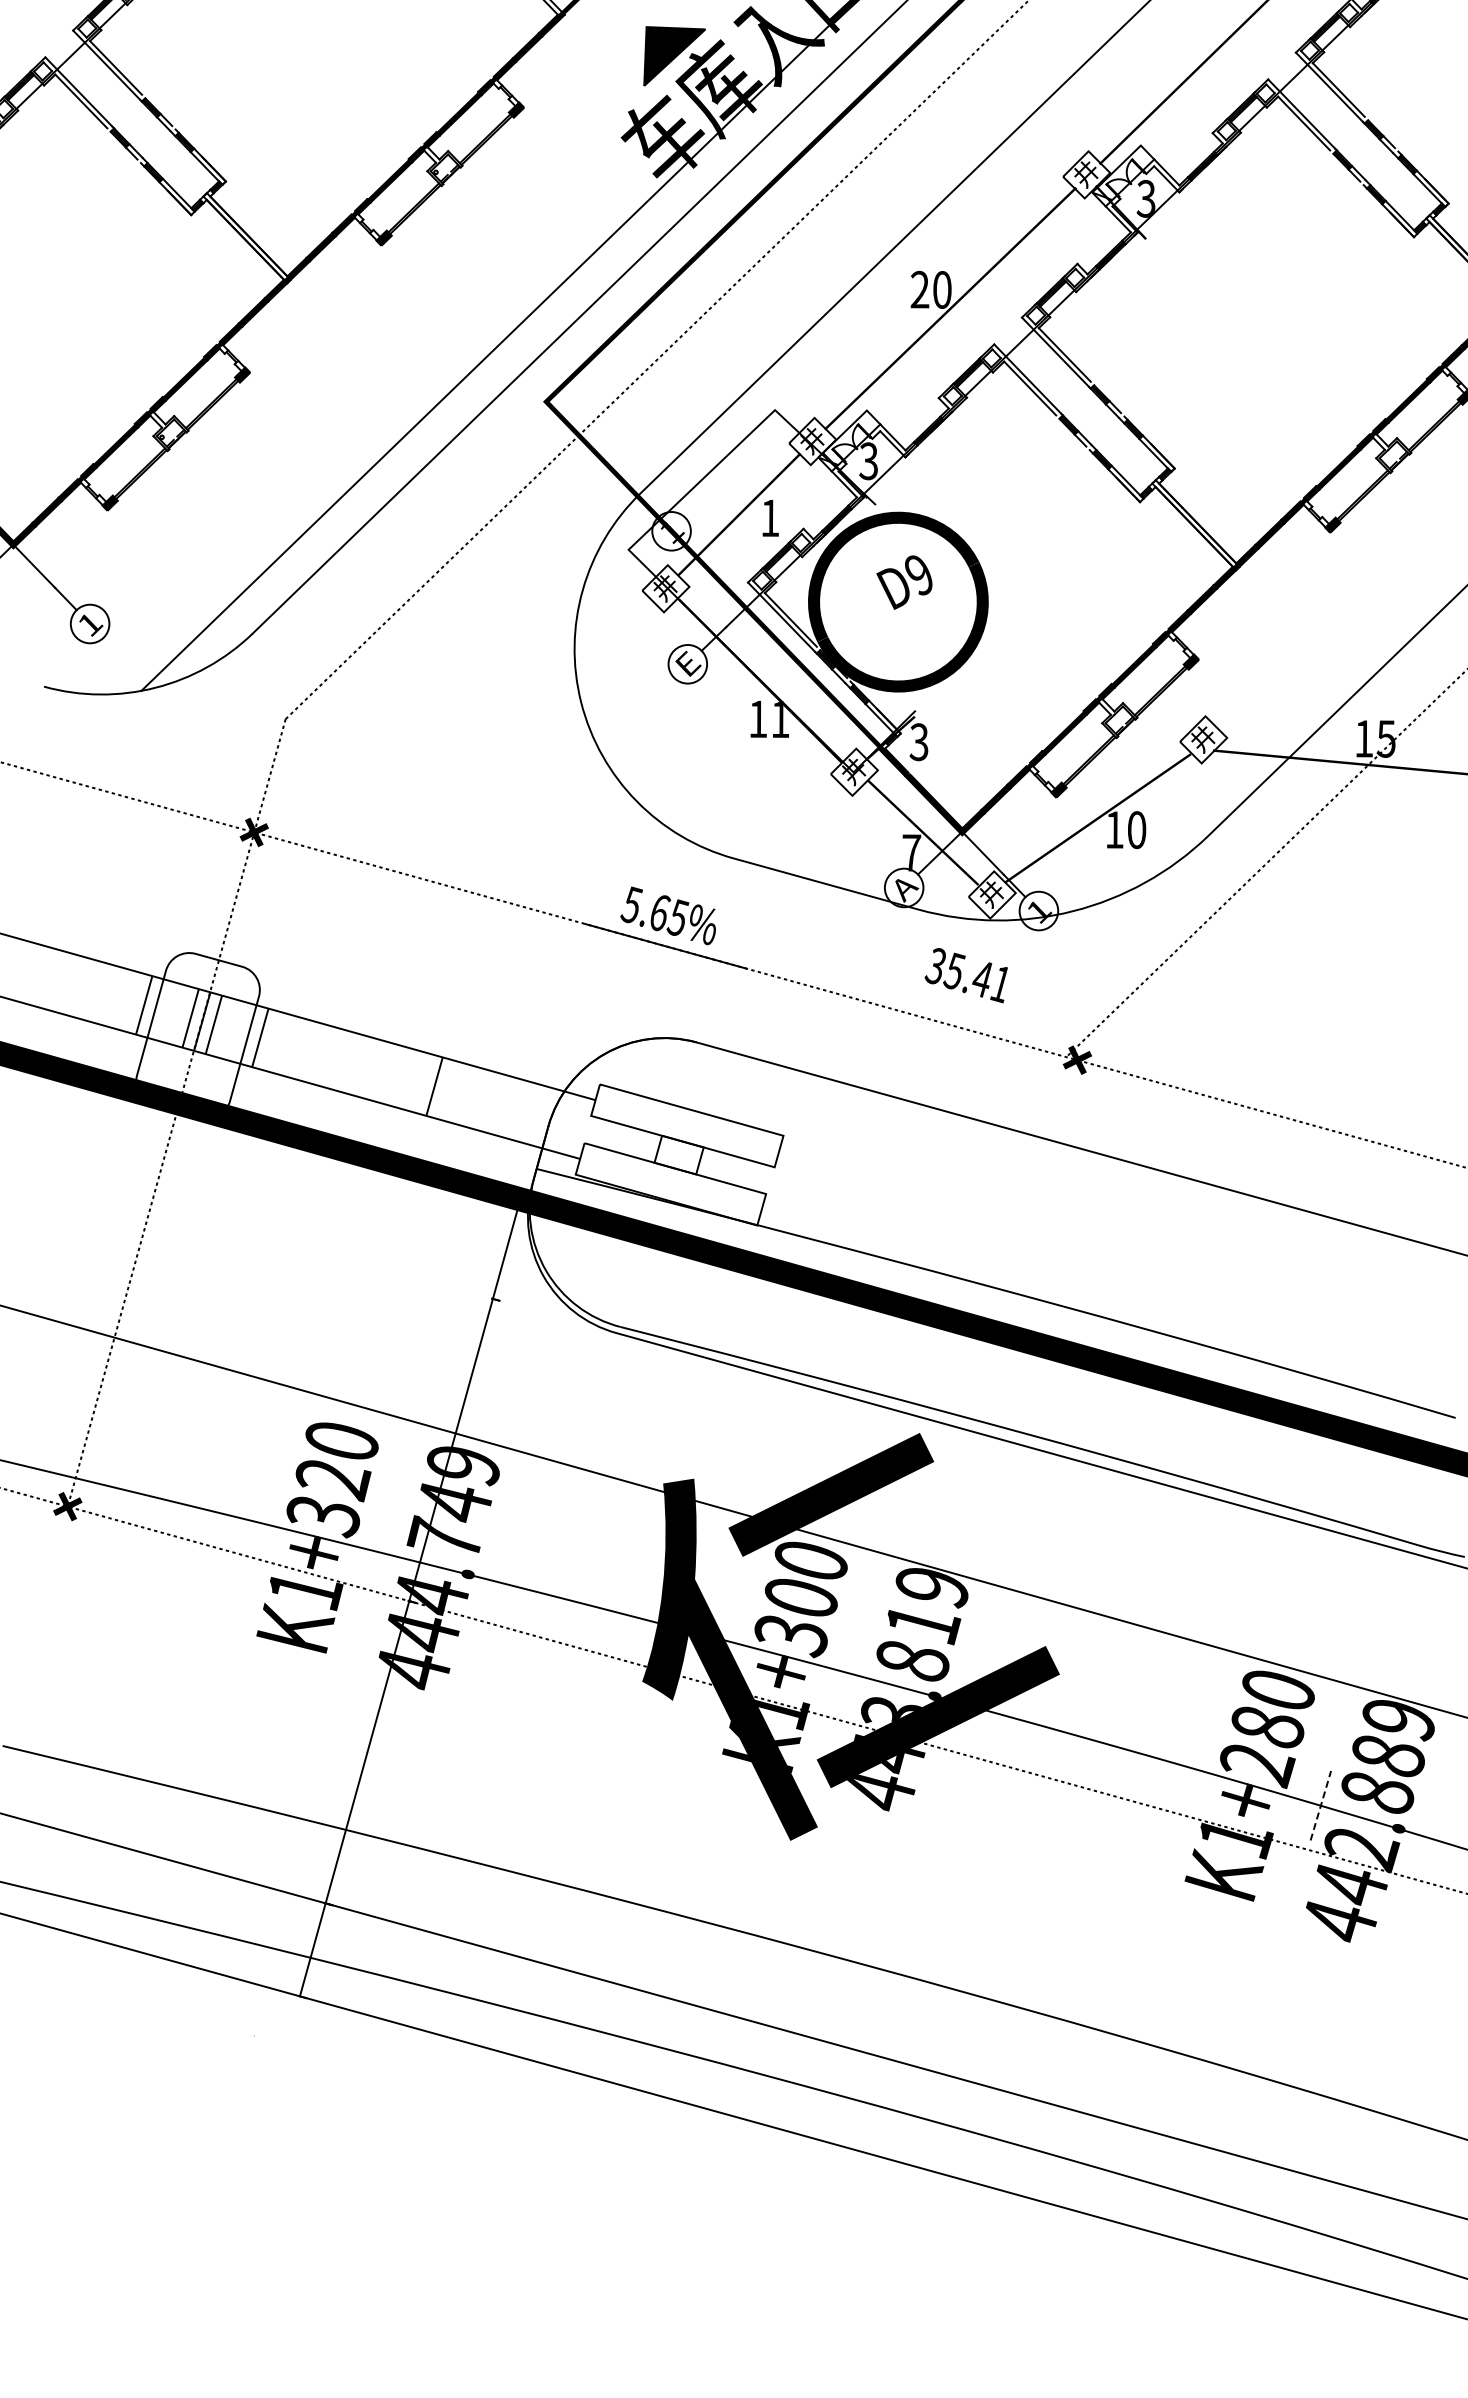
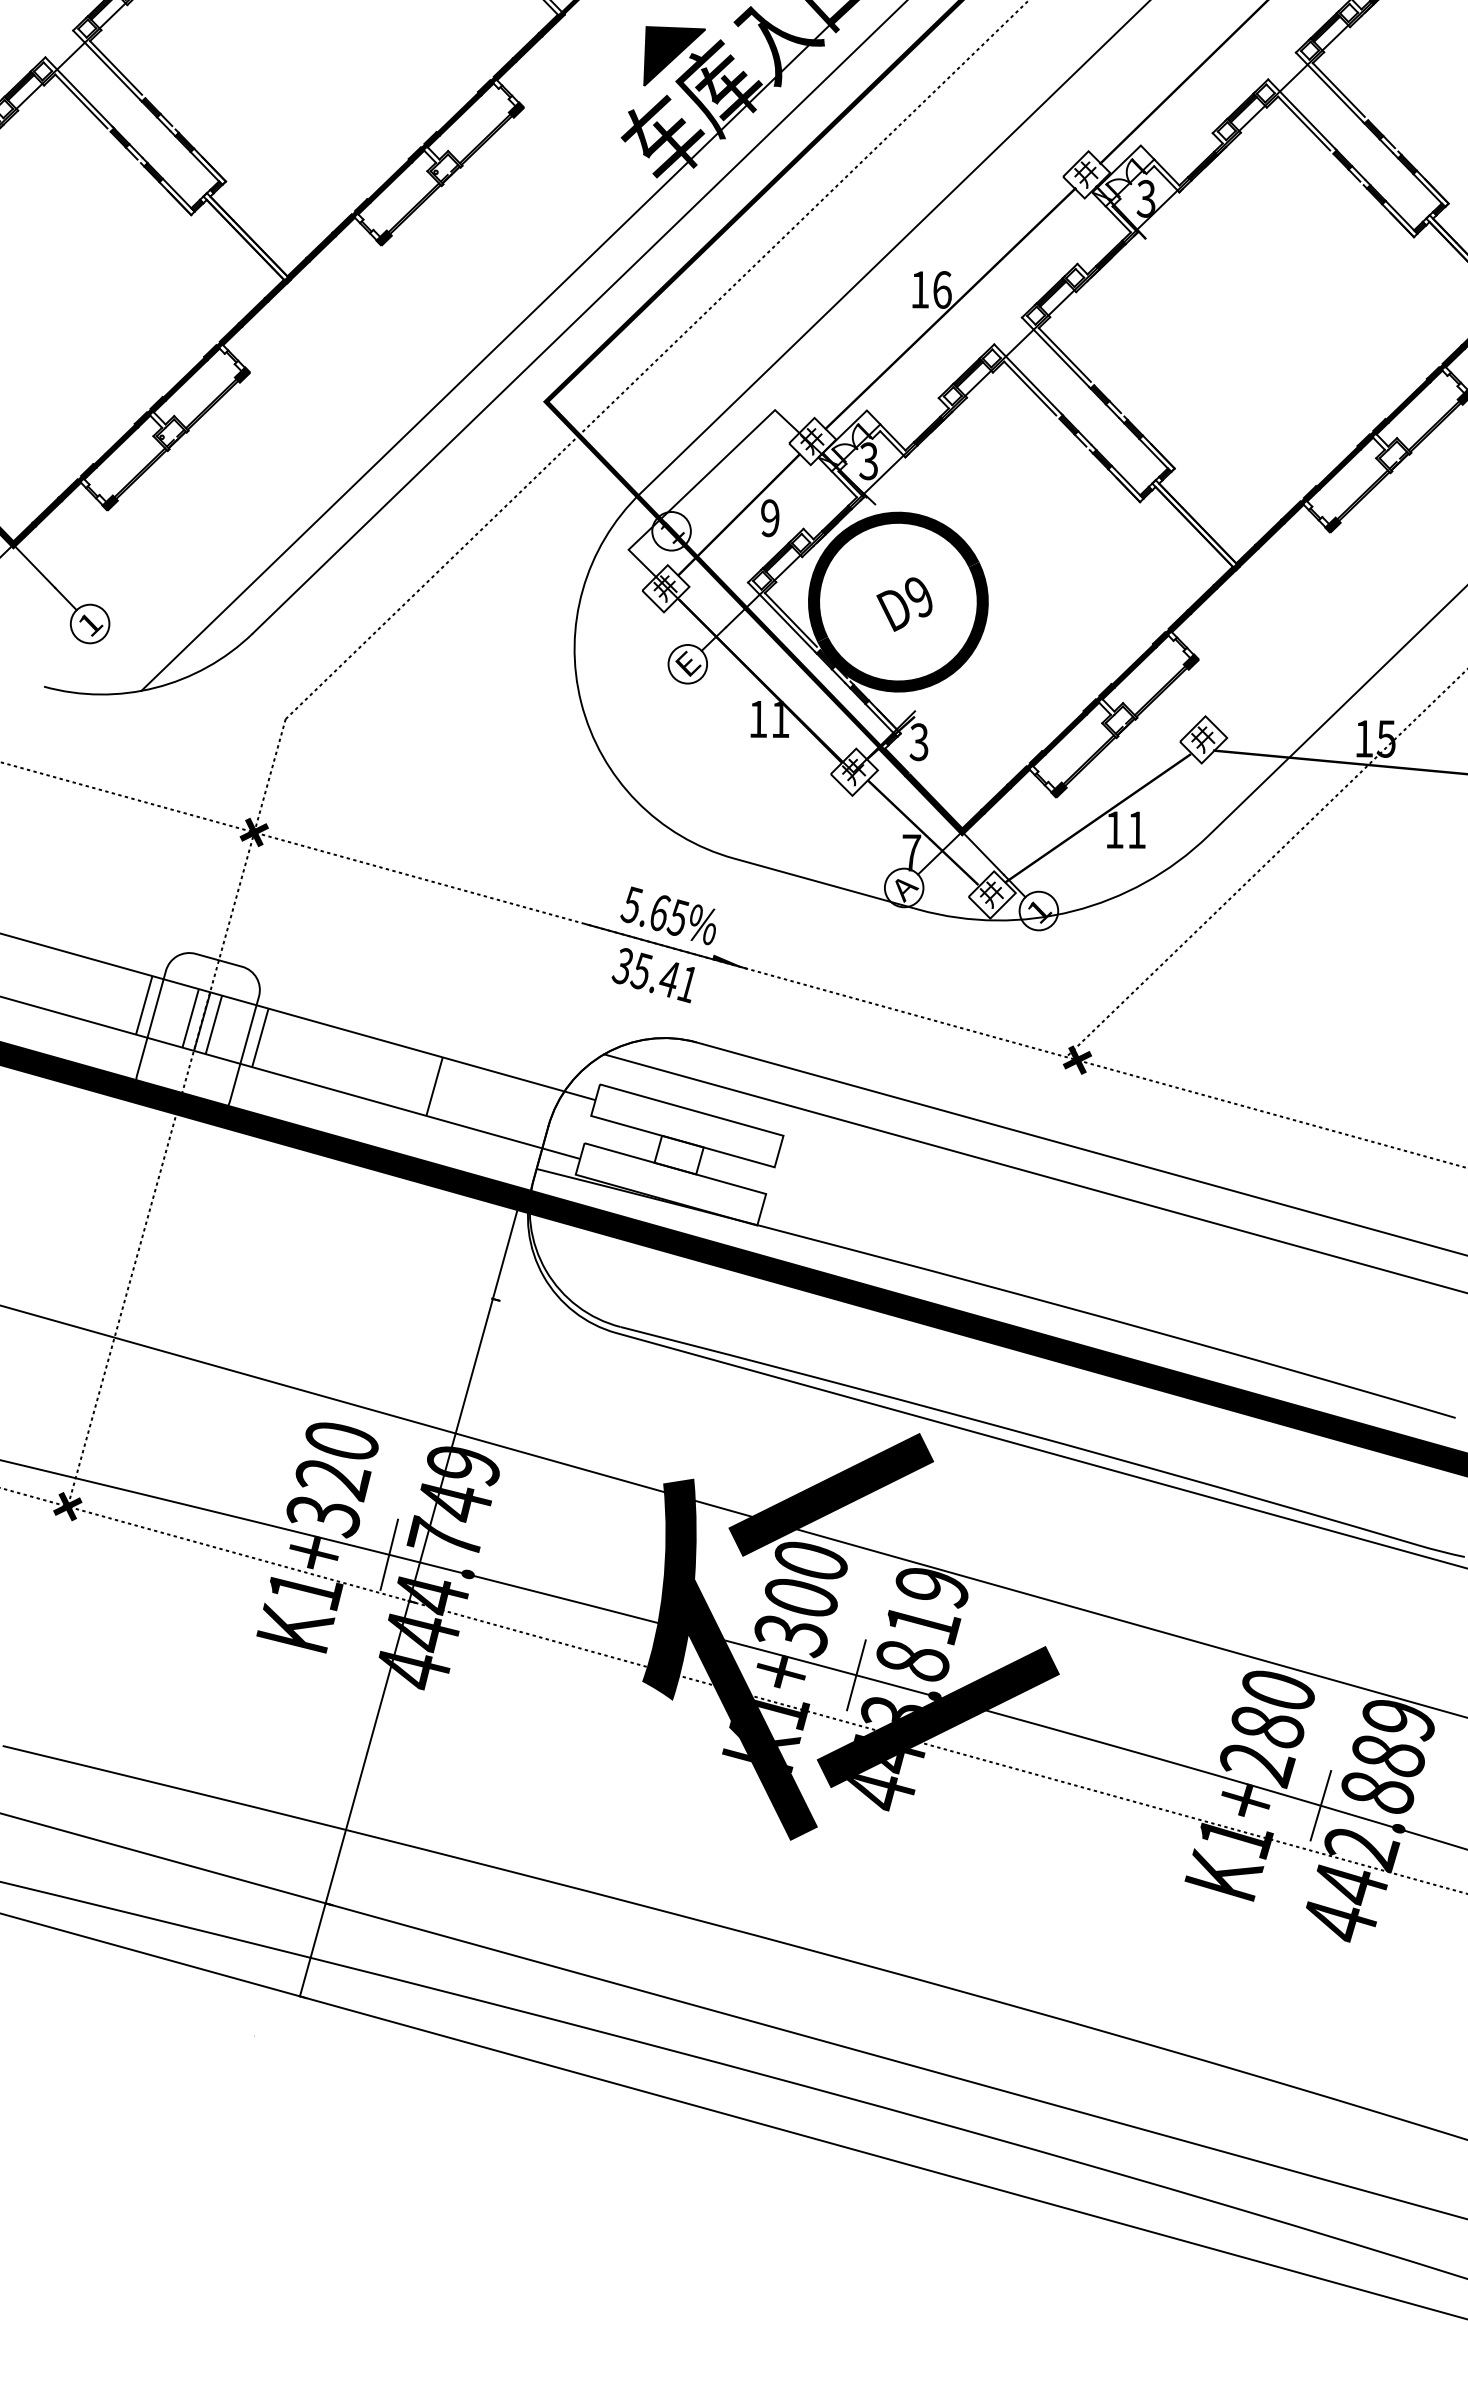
text: 20 -> 16 (930, 289)
text: 1 -> 9 (770, 518)
text position: (904, 582) -> (904, 604) (904, 604)
text: 10 -> 11 (1137, 830)
fill: none -> present (729, 961)
text position: (965, 975) -> (652, 975) (652, 975)
line: none -> present (1034, 1173)
line: none -> present (389, 1554)
line: none -> present (856, 1675)
line: dashed -> solid (1321, 1805)
